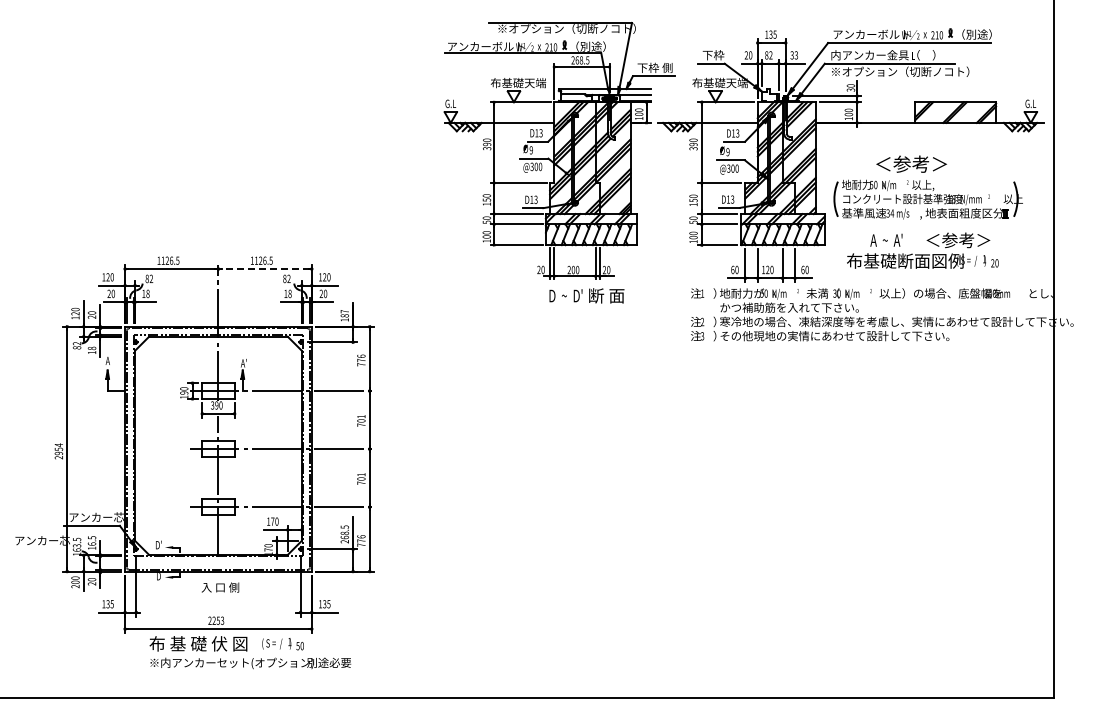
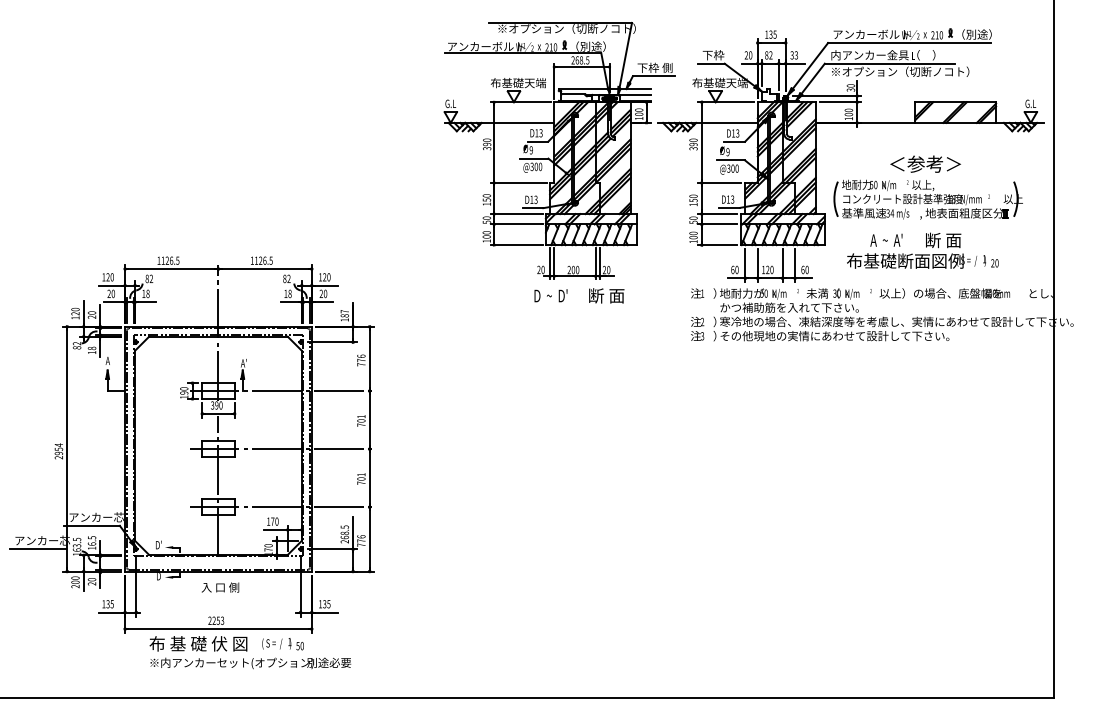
text position: (911, 163) -> (925, 163) (925, 163)
text: ＜参考＞ -> 断 面 (958, 240)
line: dashed -> solid (265, 269)
text position: (565, 295) -> (550, 295) (550, 295)
line: none -> present (37, 549)
